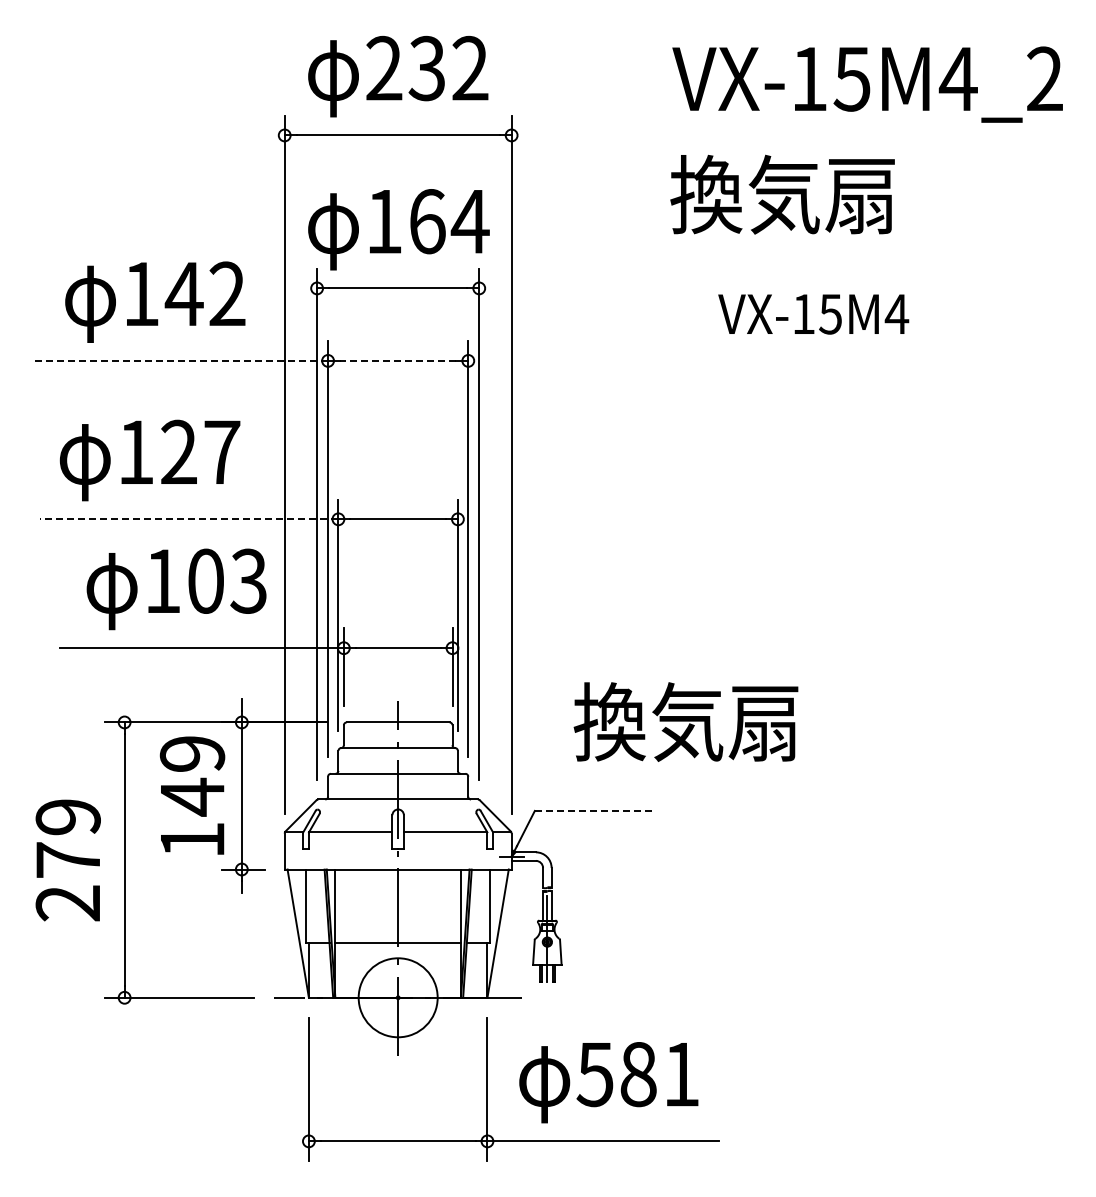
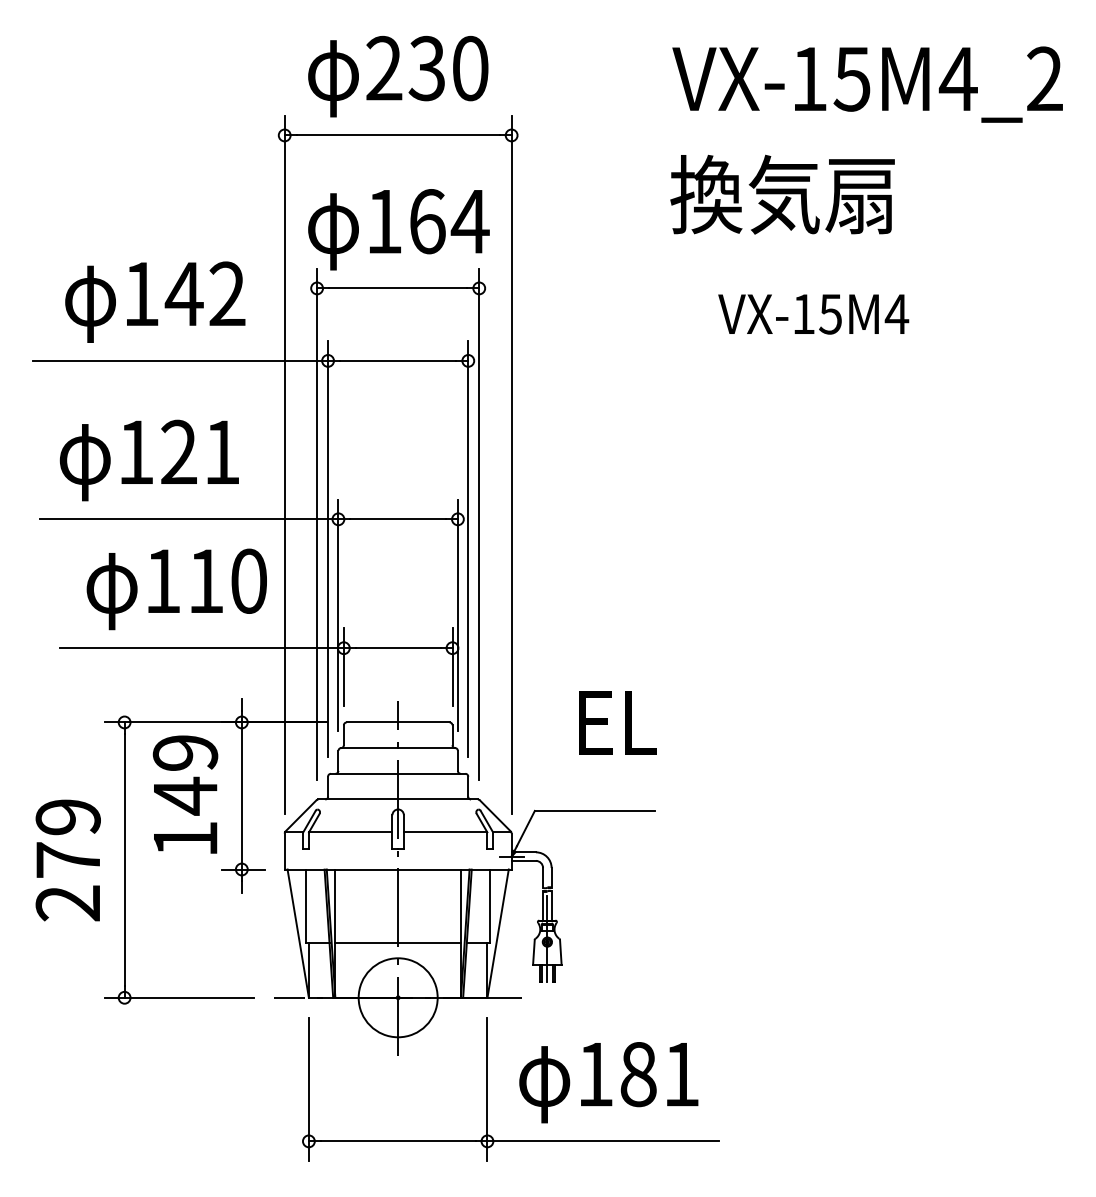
text: 232 -> 230 (470, 68)
line: dashed -> solid (180, 360)
line: dashed -> solid (397, 360)
text: 127 -> 121 (222, 451)
line: dashed -> solid (188, 519)
text: 103 -> 110 (227, 580)
text: 換気扇 -> EL (685, 721)
text position: (192, 795) -> (185, 794) (185, 794)
line: dashed -> solid (595, 810)
text: 581 -> 181 (594, 1075)
